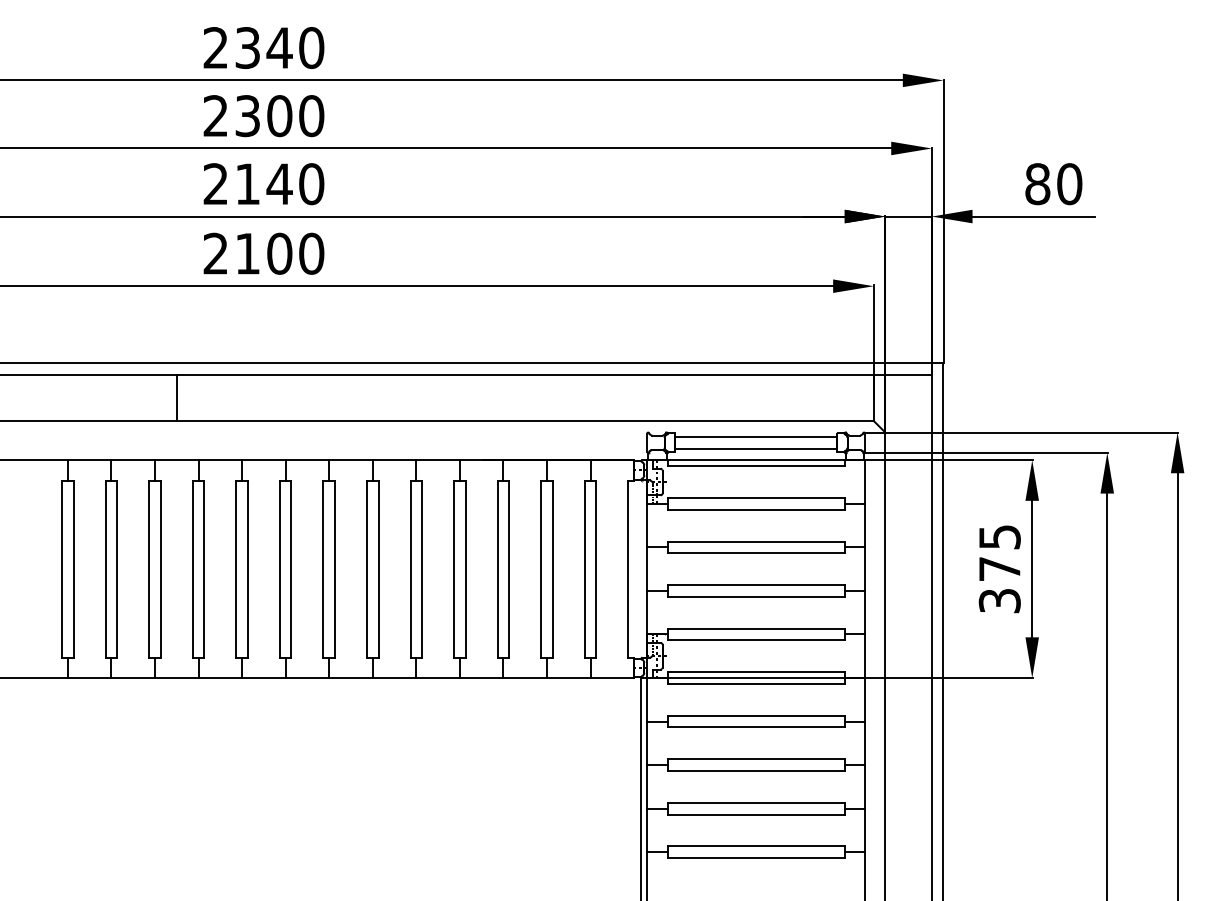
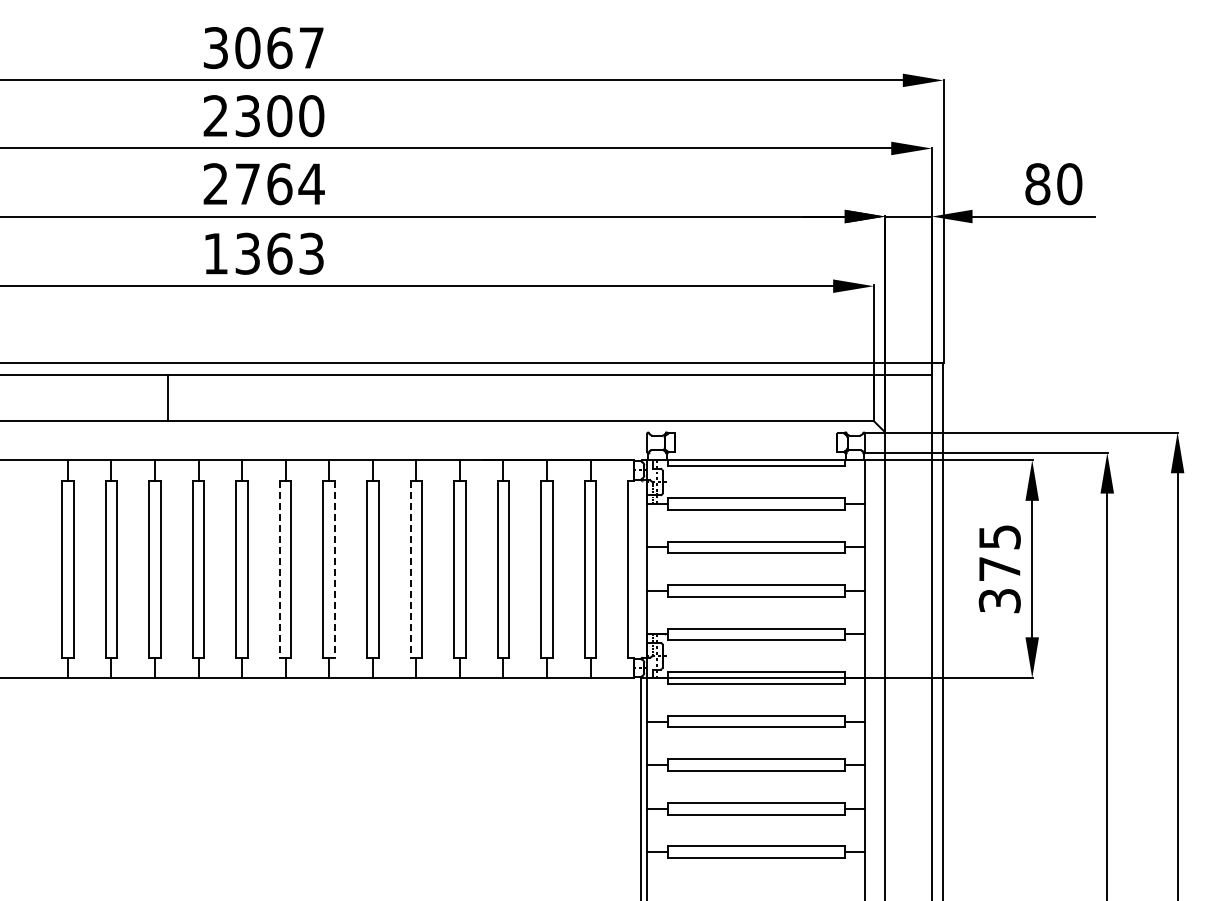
text: 2340 -> 3067 (263, 48)
text: 2140 -> 2764 (280, 184)
text: 2100 -> 1363 (263, 253)
line position: (176, 397) -> (167, 397) (167, 397)
line: present -> none (755, 436)
line: present -> none (755, 448)
line: solid -> dashed (279, 569)
line: solid -> dashed (335, 569)
line: solid -> dashed (410, 569)
